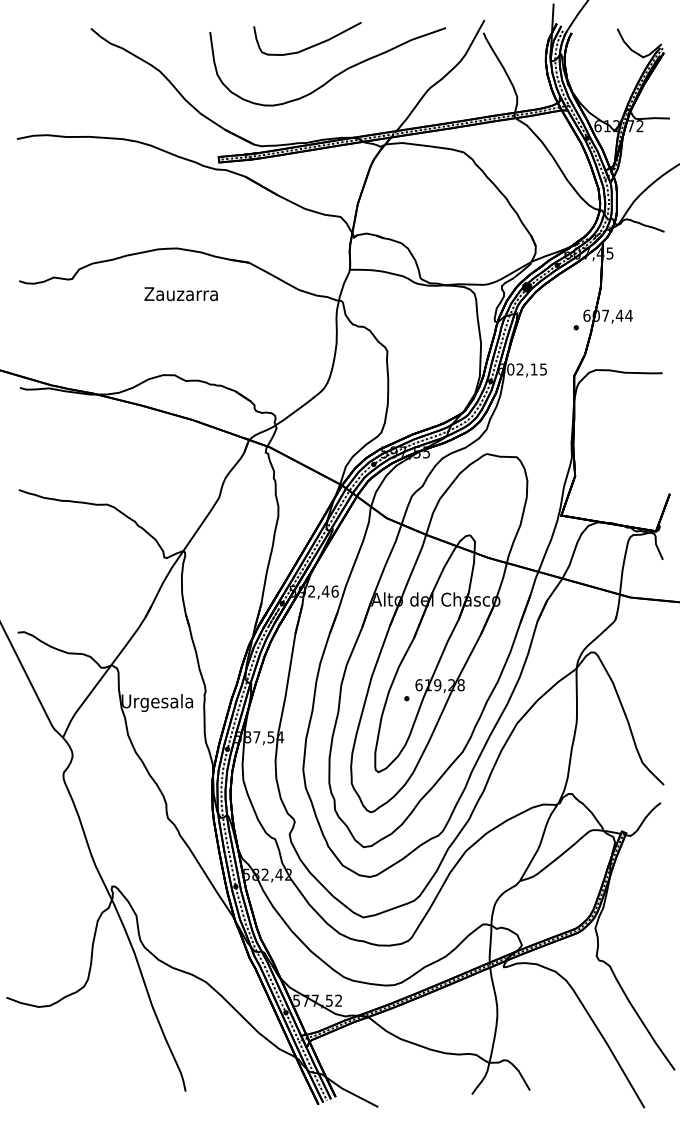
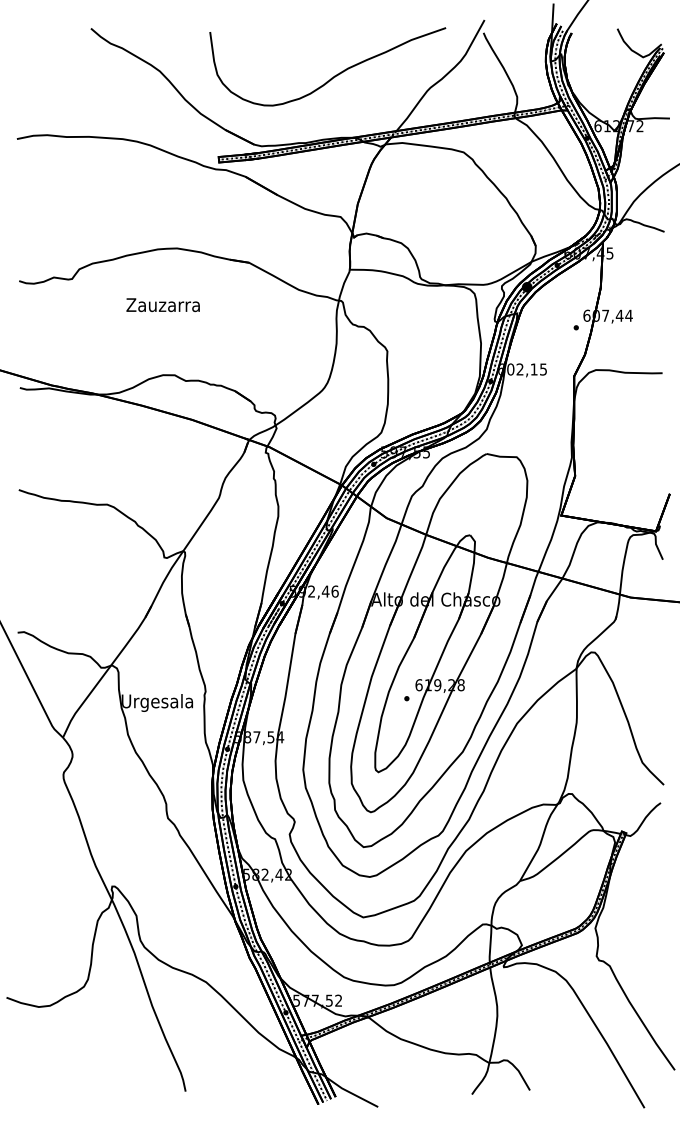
curve: present -> none (309, 46)
text position: (180, 294) -> (162, 305) (162, 305)
